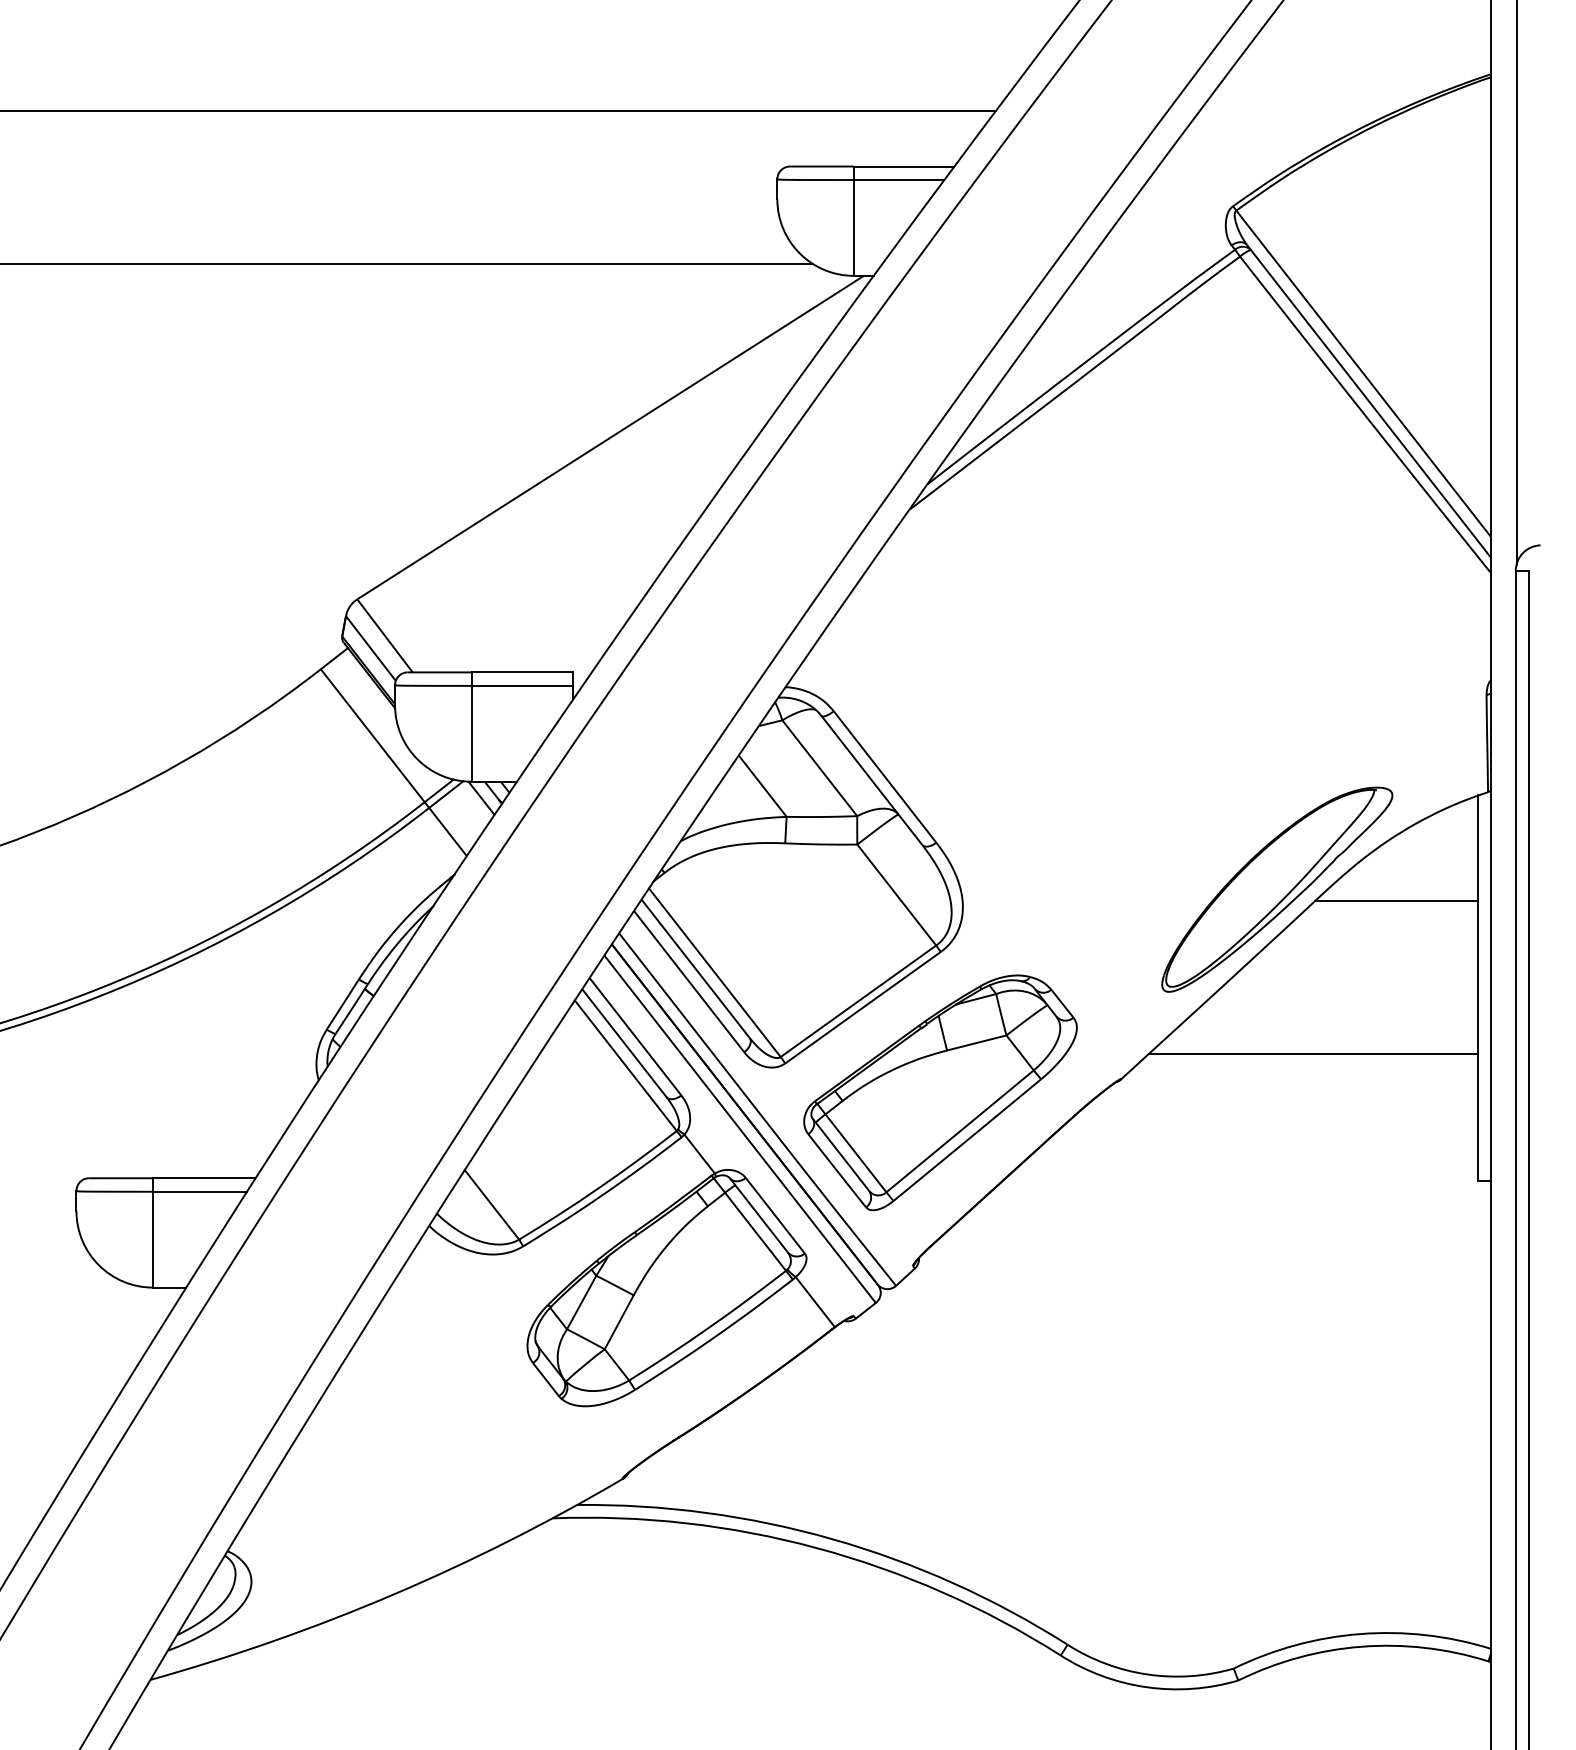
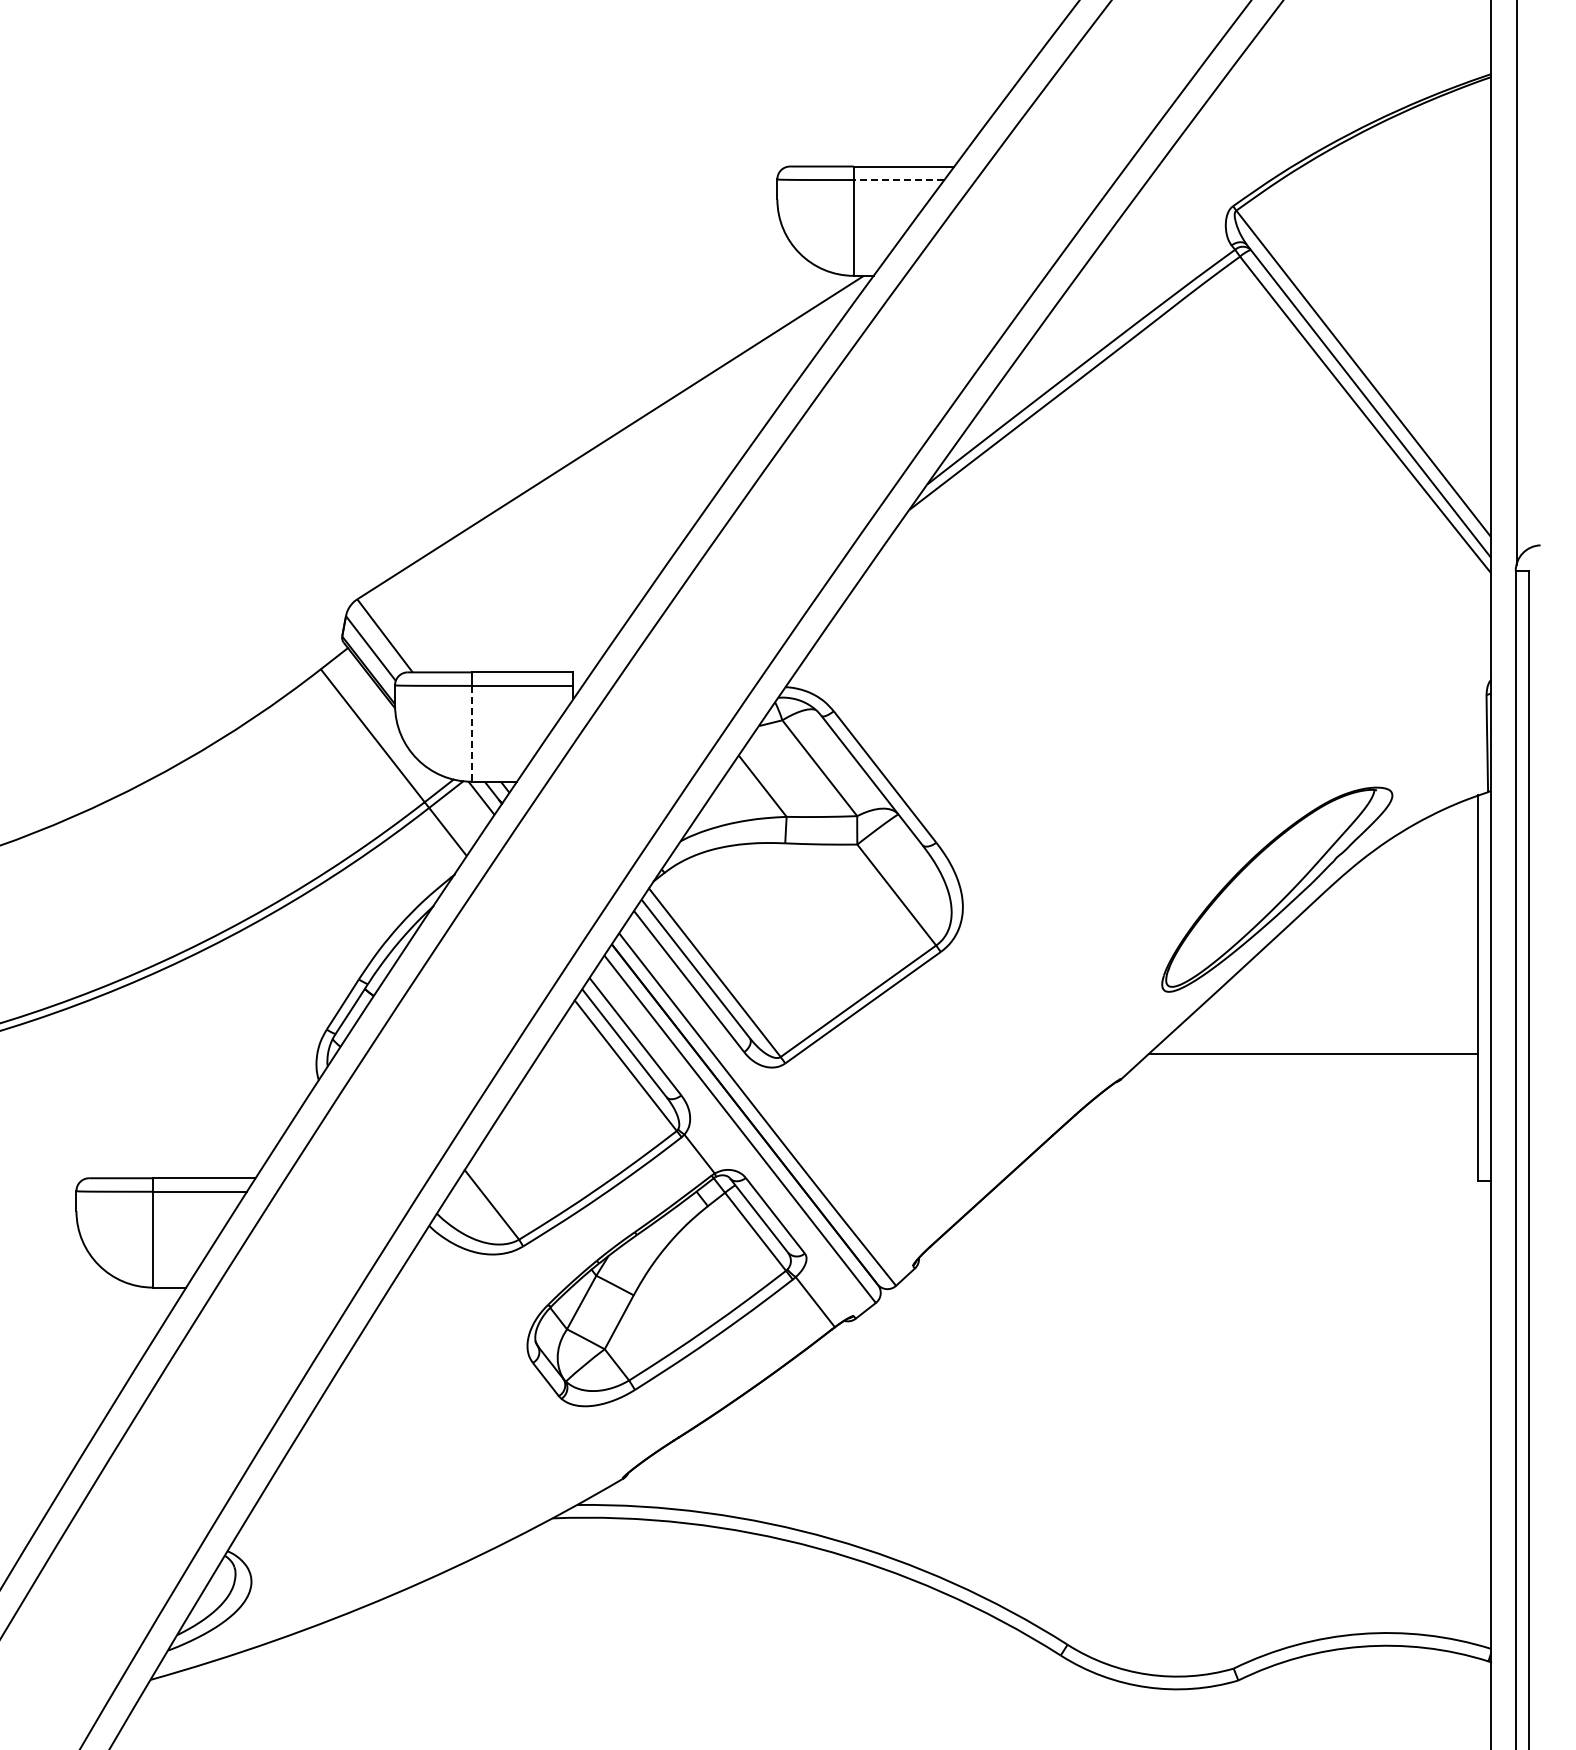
line: present -> none (498, 110)
line: solid -> dashed (898, 180)
line: present -> none (407, 263)
line: solid -> dashed (471, 733)
line: present -> none (1396, 901)
part: present -> none (940, 1092)
